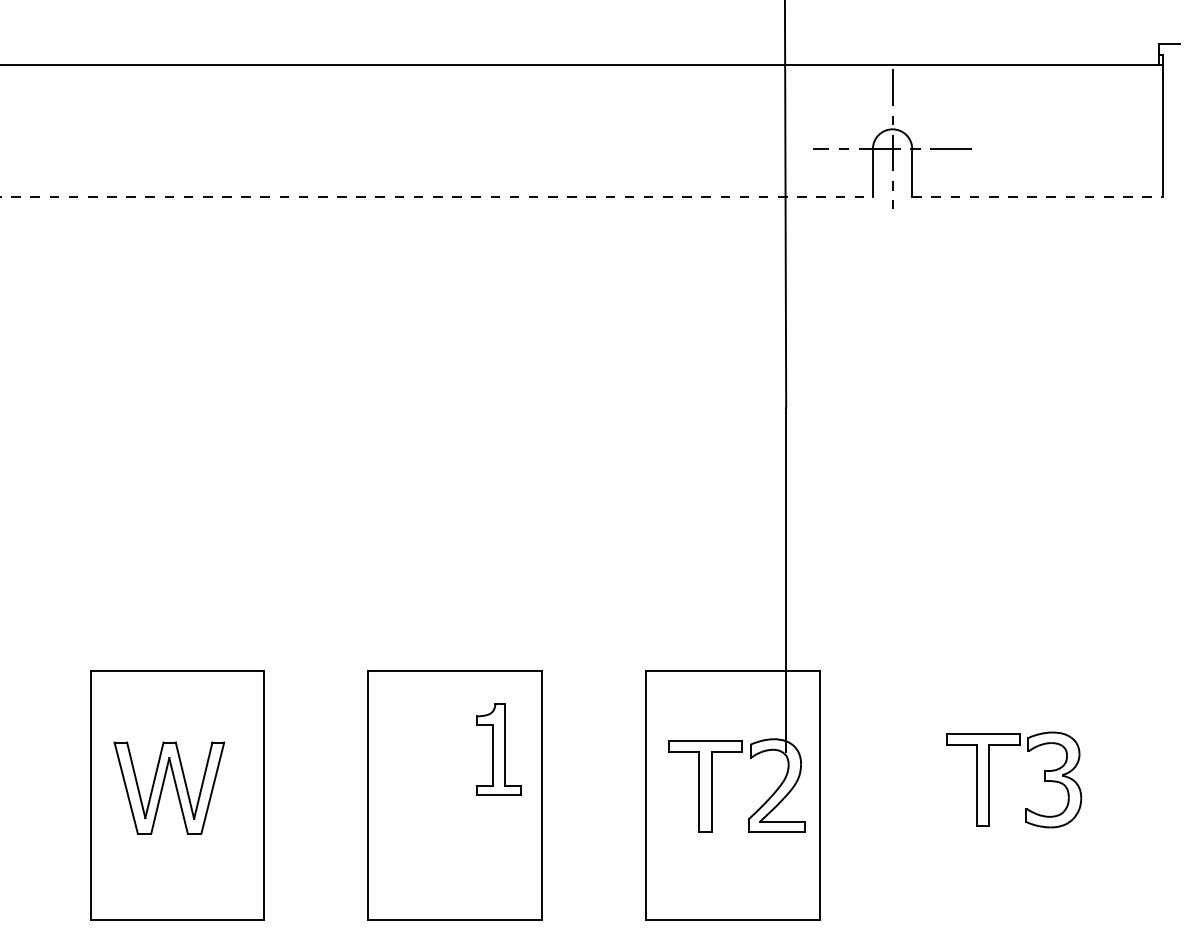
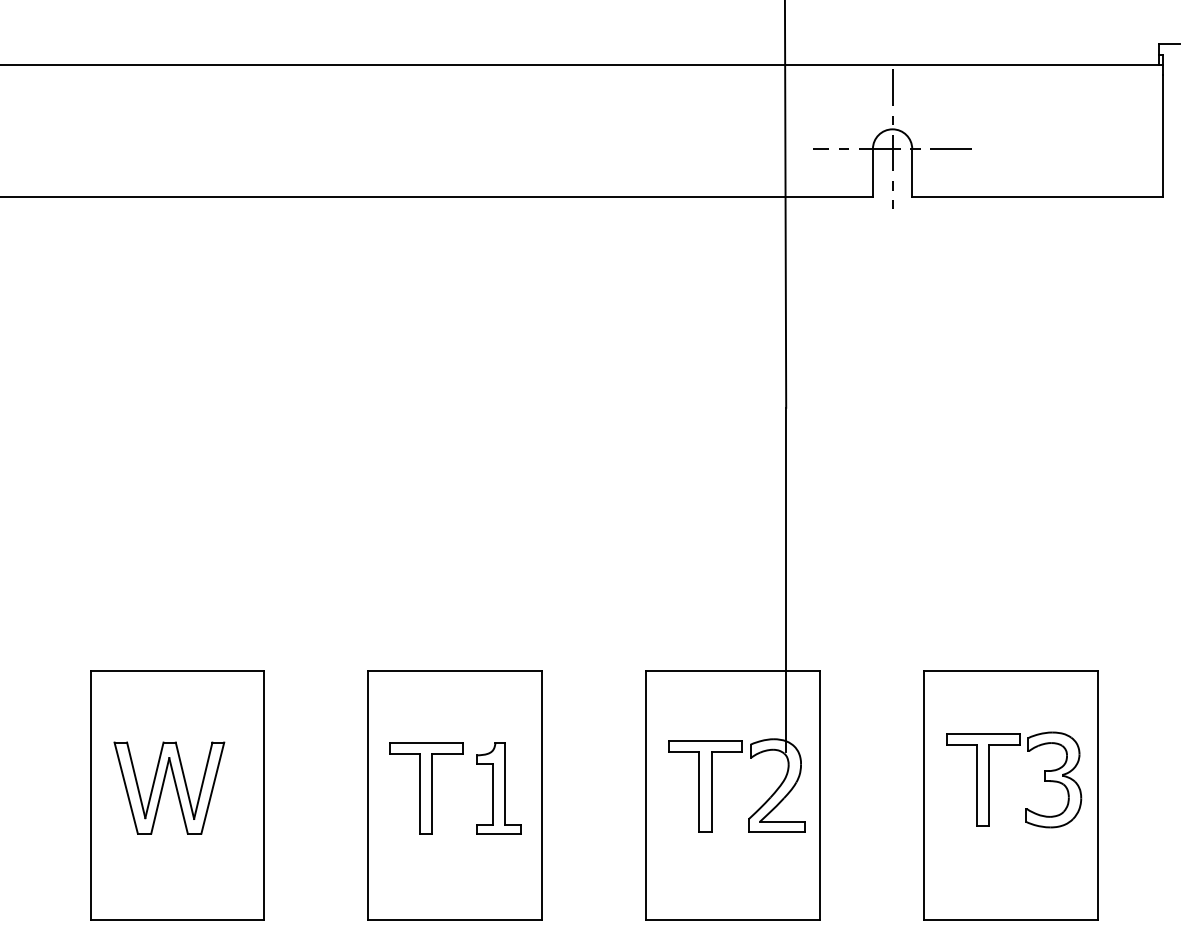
line: dashed -> solid (437, 196)
line: dashed -> solid (1037, 196)
part position: (498, 749) -> (498, 788) (498, 788)
part: none -> present (426, 788)
part: none -> present (1010, 795)
